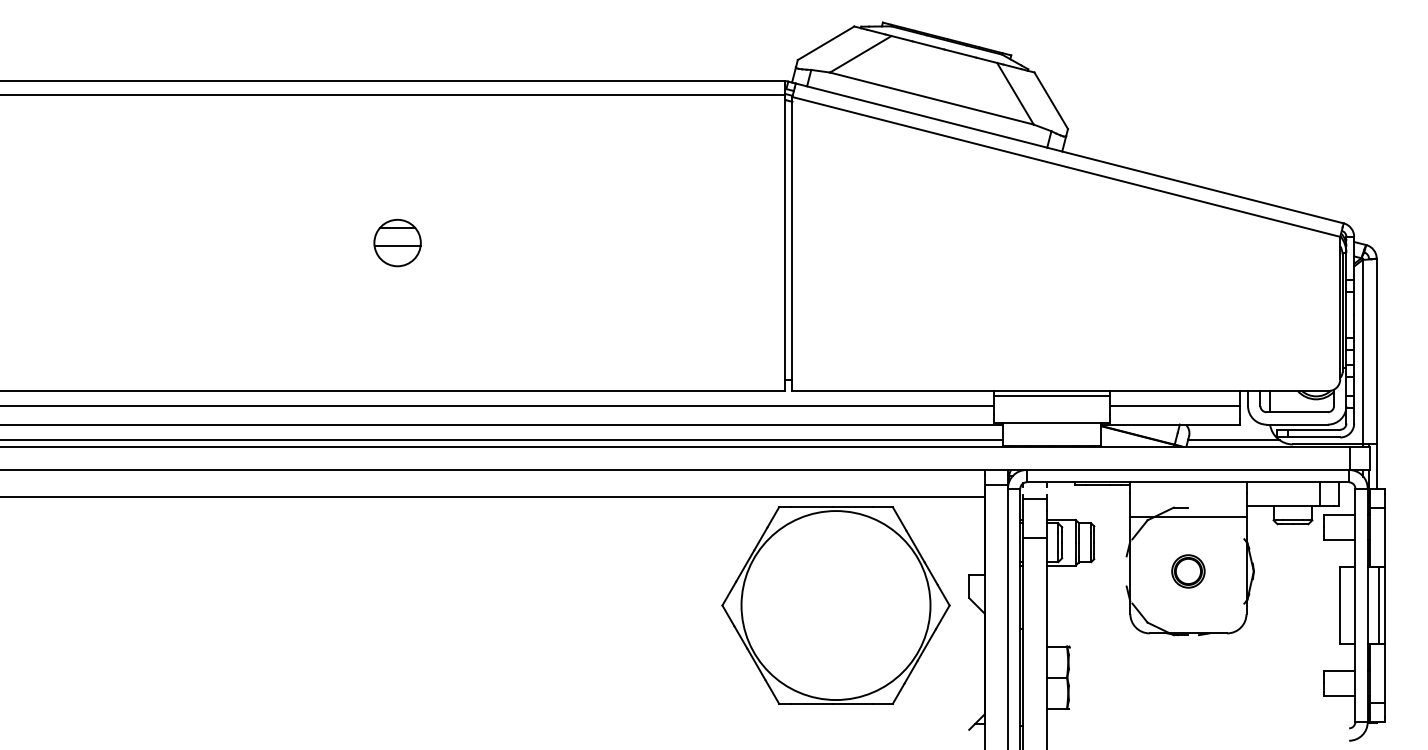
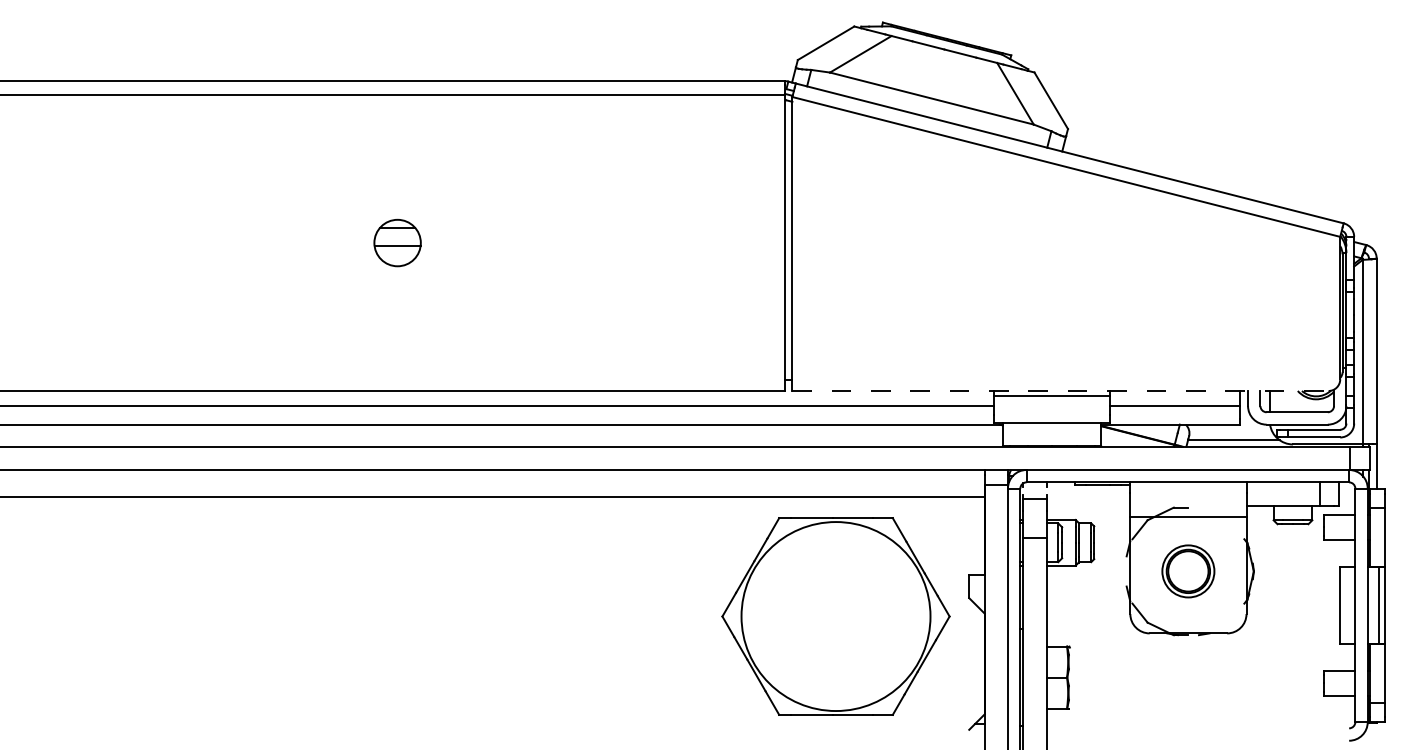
line: solid -> dashed (1060, 390)
line: present -> none (502, 440)
part size: 35x35 px -> 55x55 px (1188, 571)
part position: (835, 605) -> (835, 616) (835, 616)
